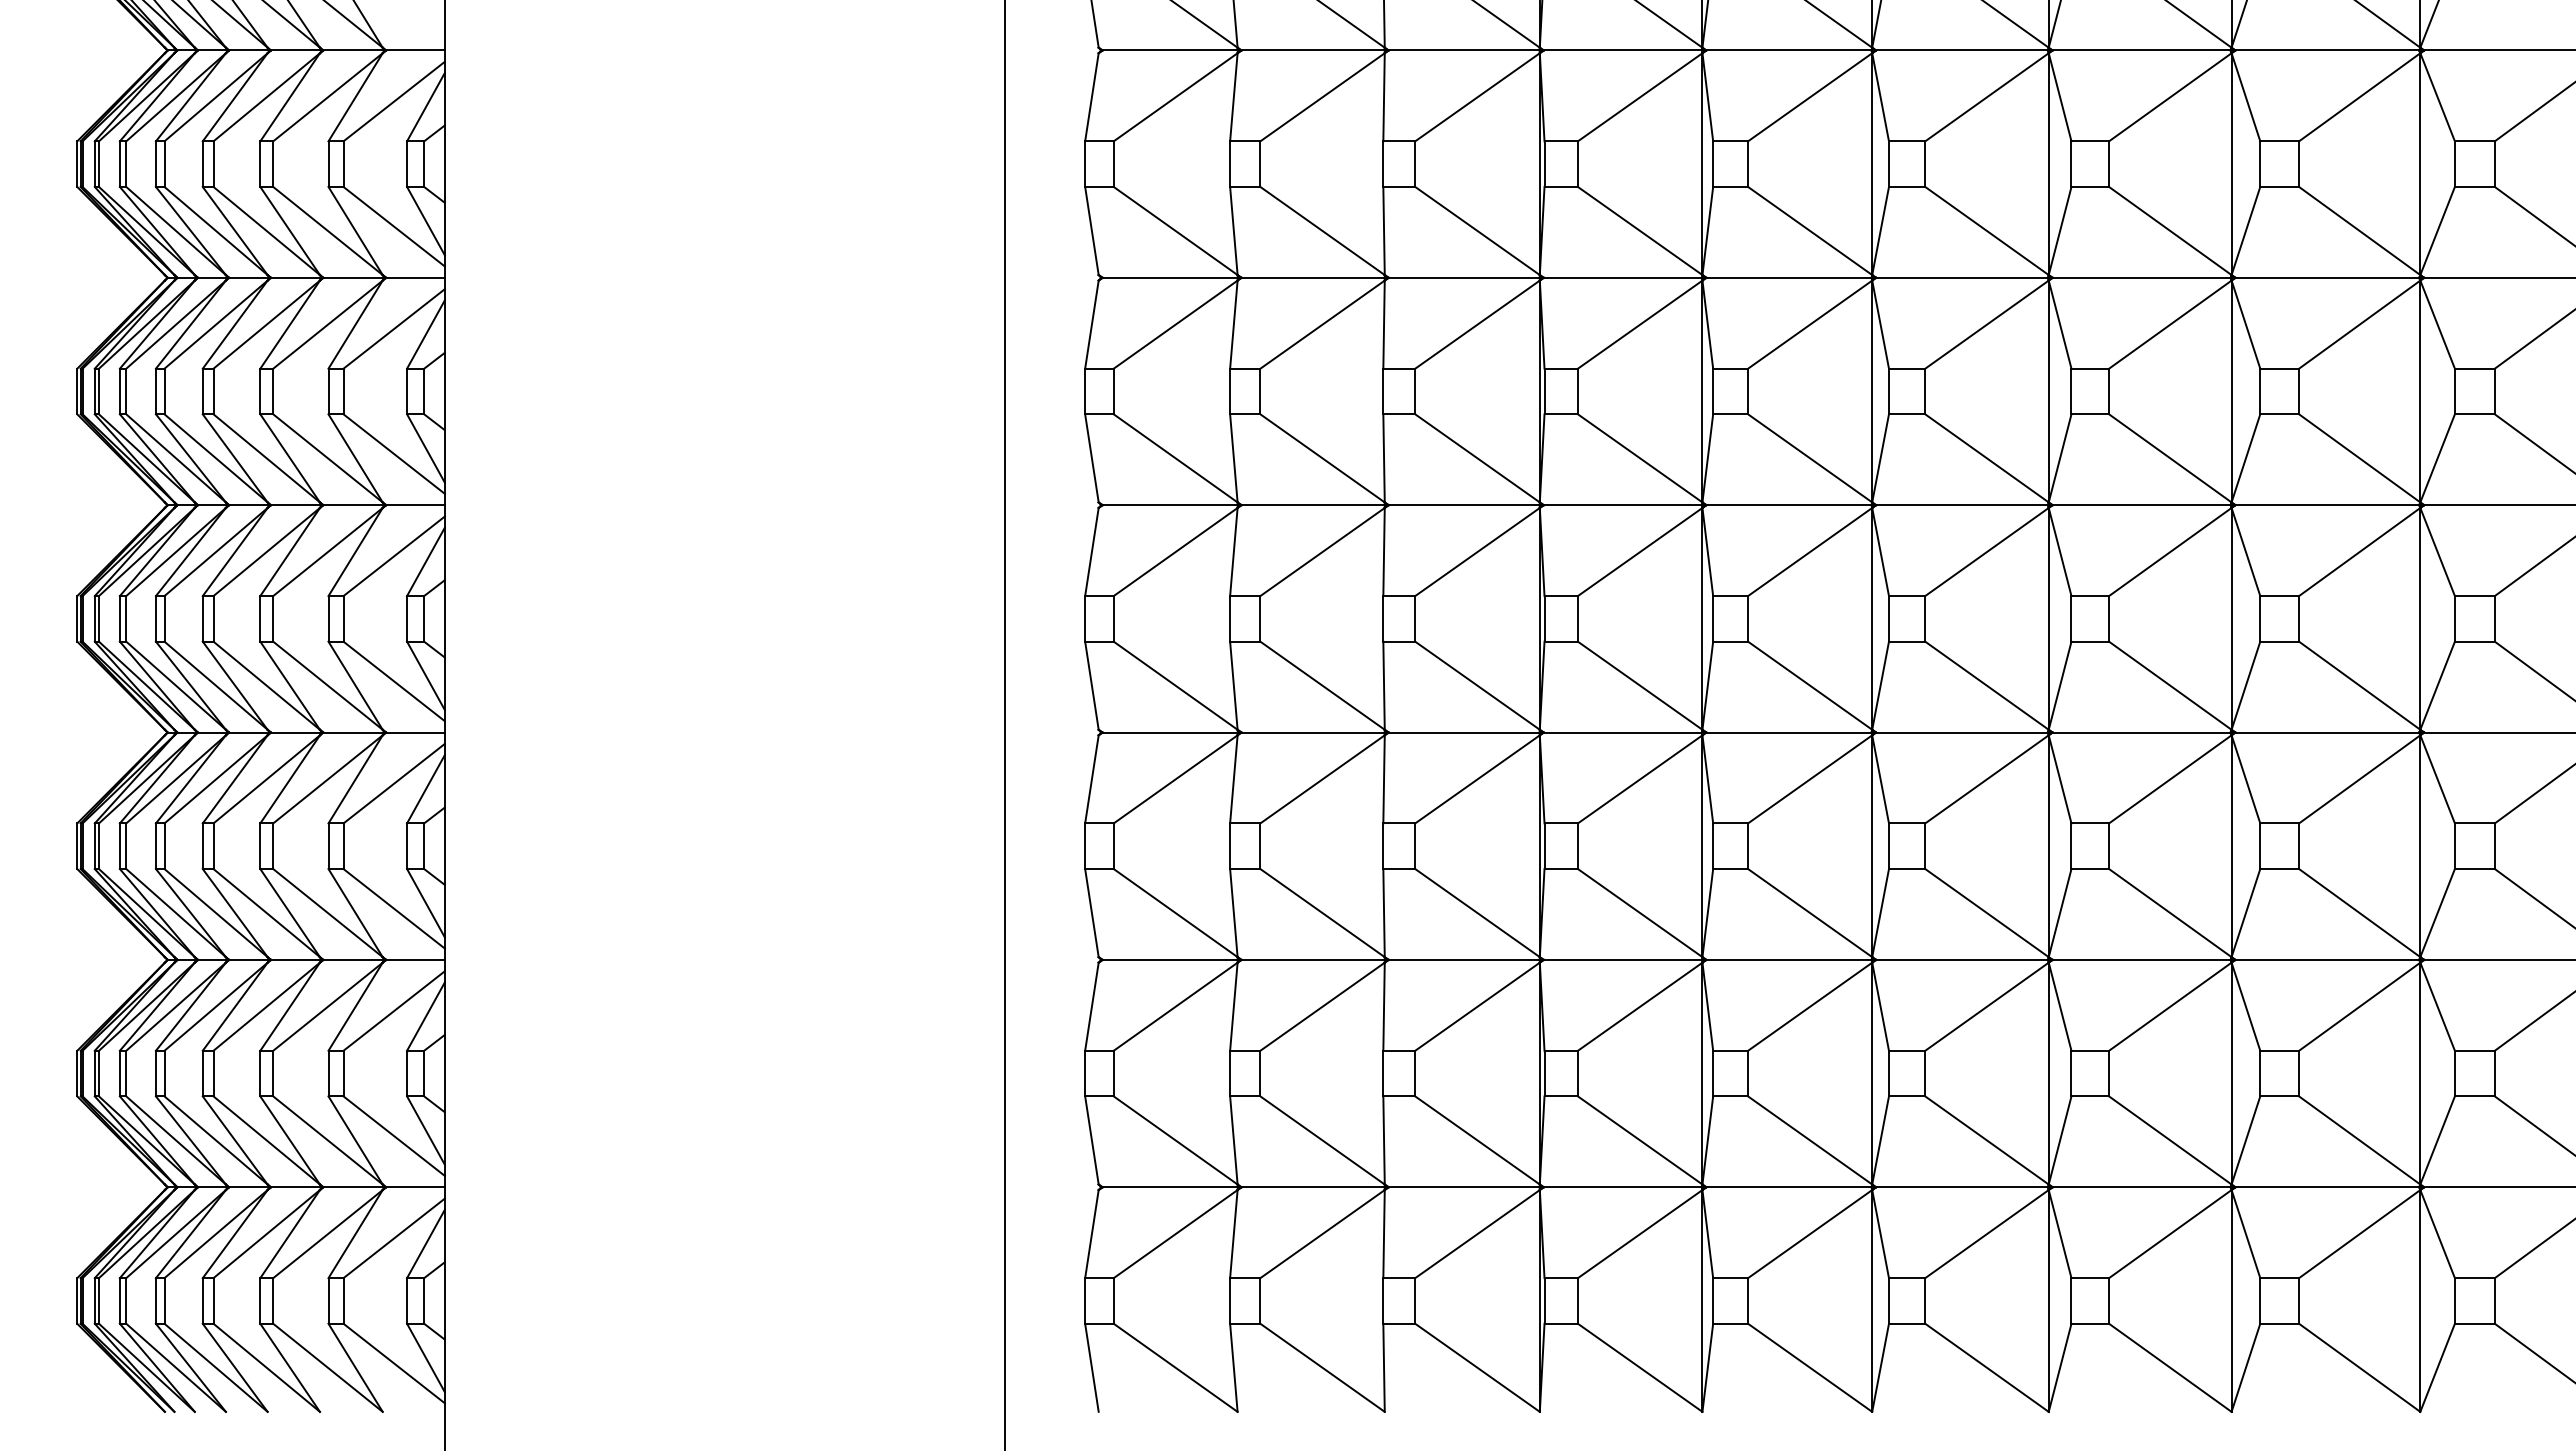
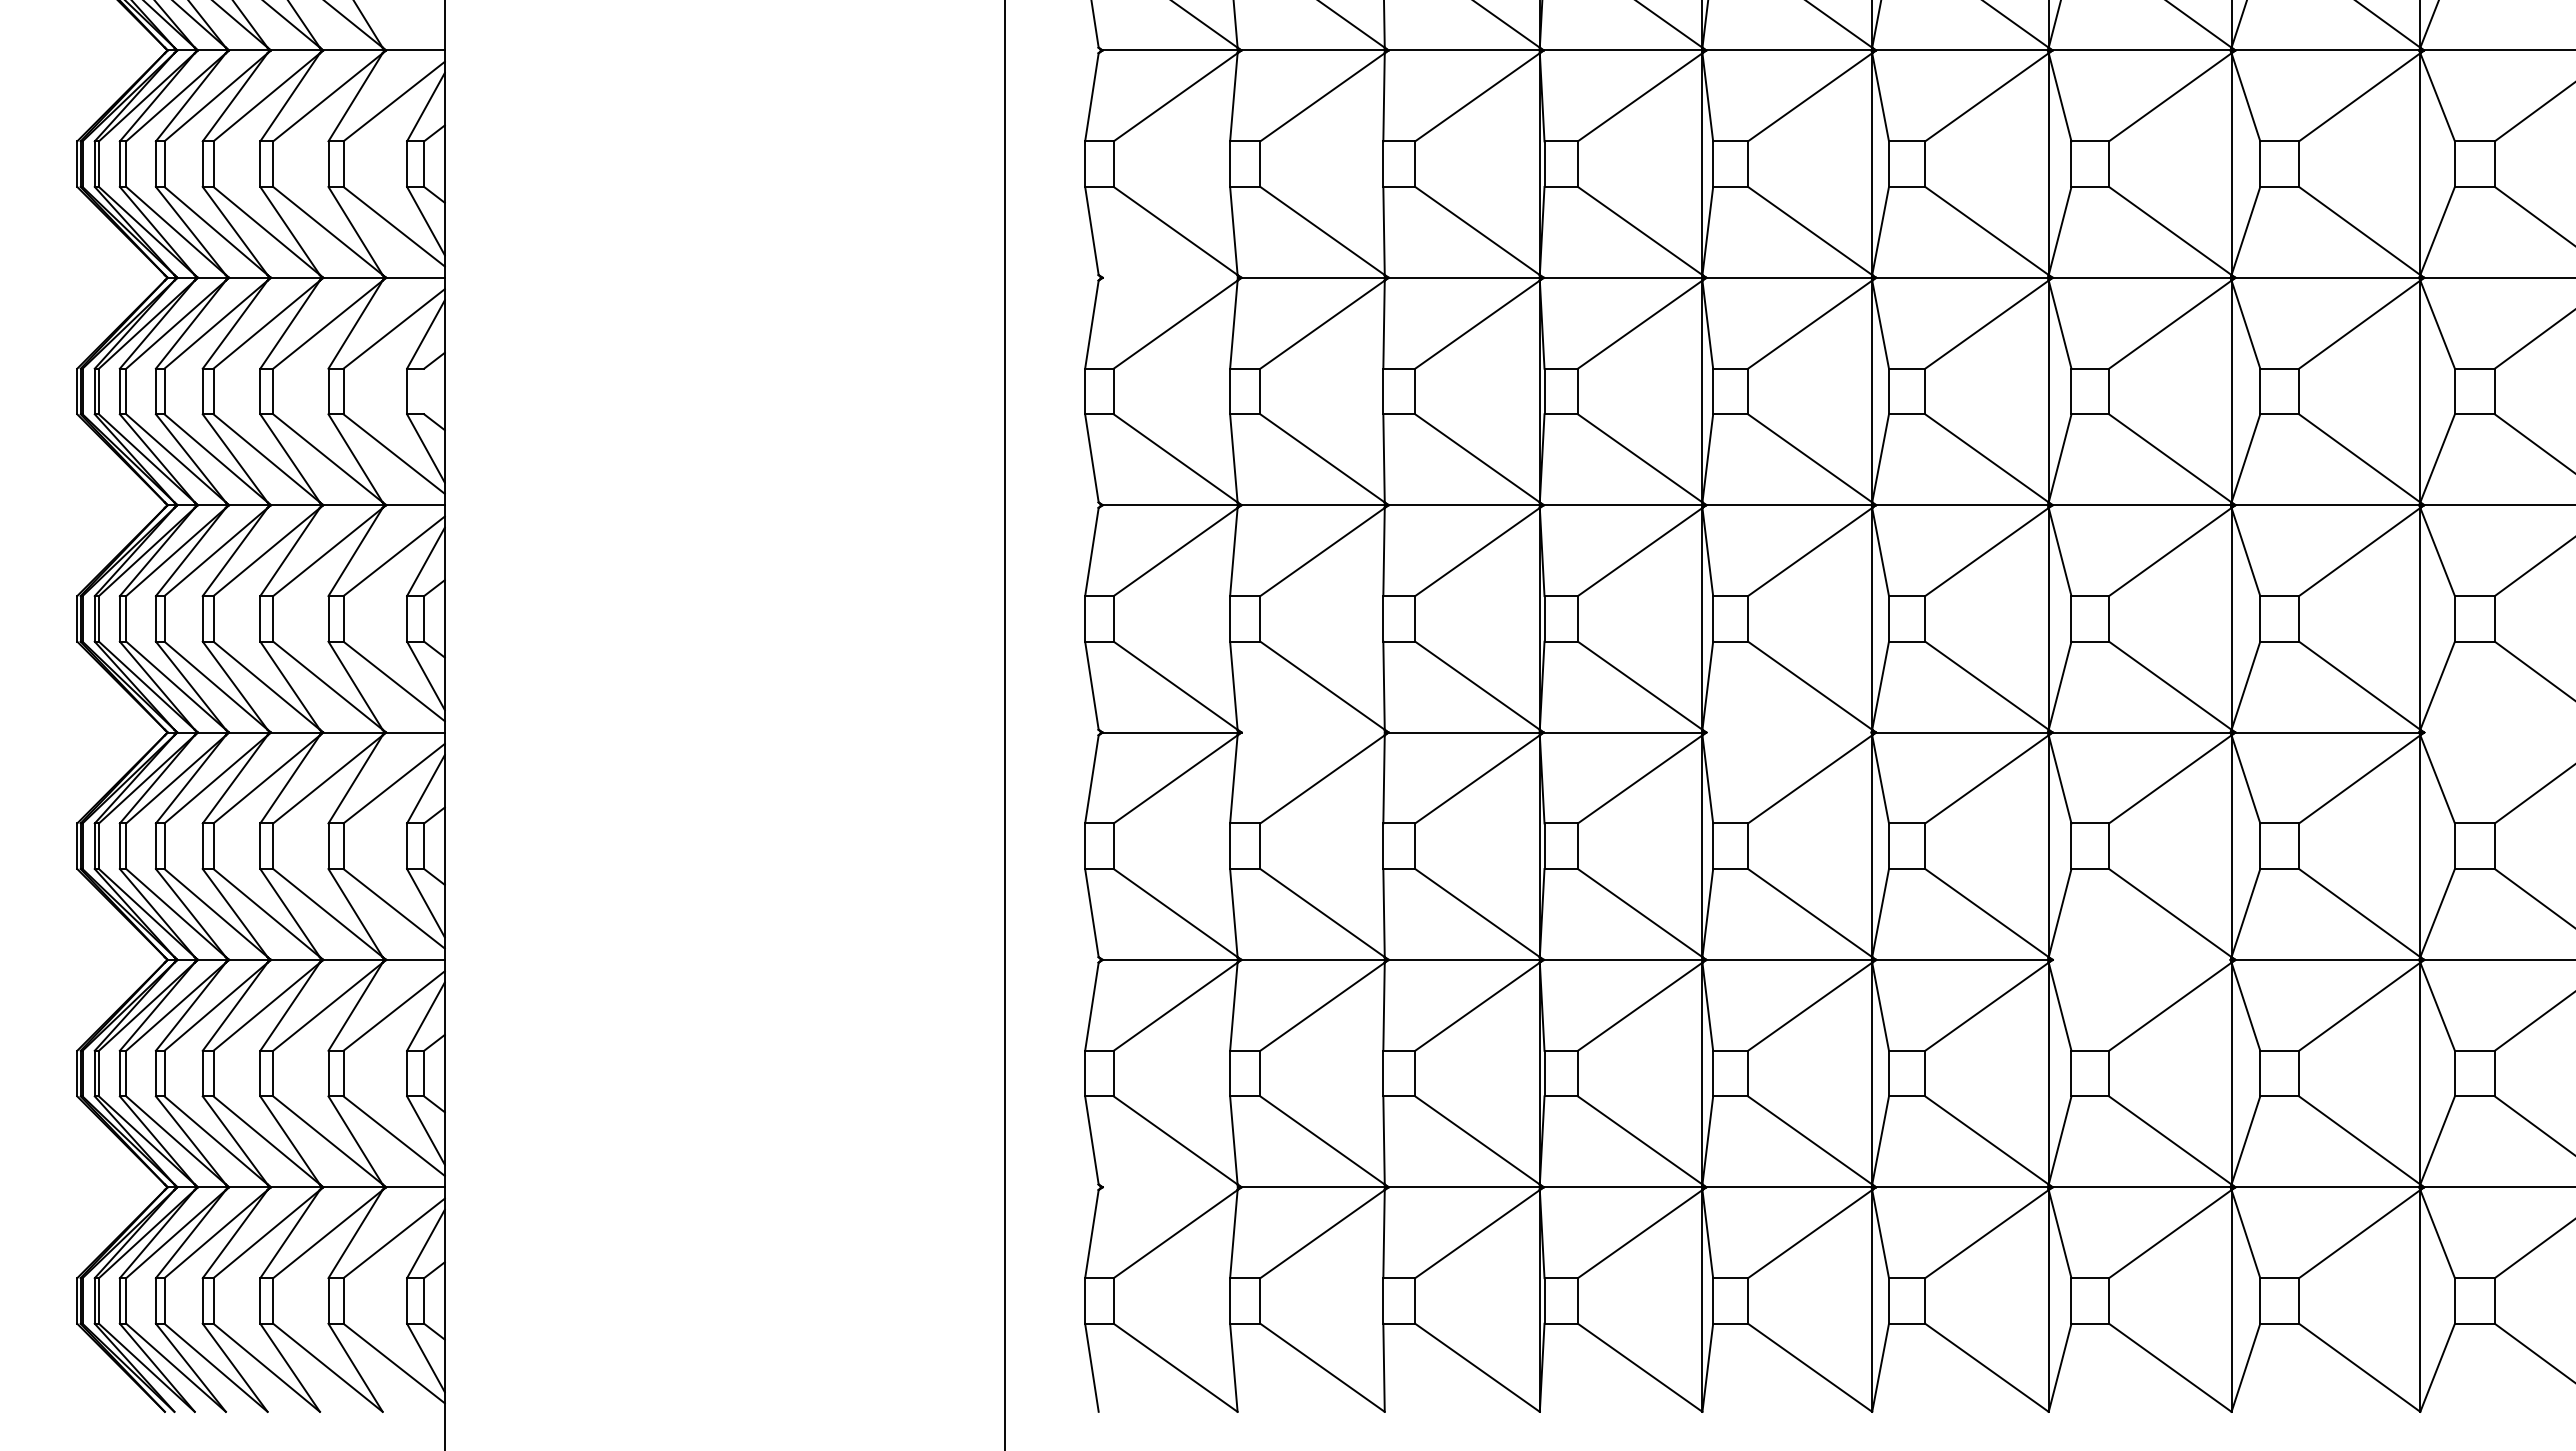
line: present -> none (1169, 277)
line: present -> none (424, 391)
line: present -> none (1312, 732)
line: present -> none (1788, 732)
line: present -> none (2498, 732)
line: present -> none (2141, 959)
line: present -> none (1169, 1187)
